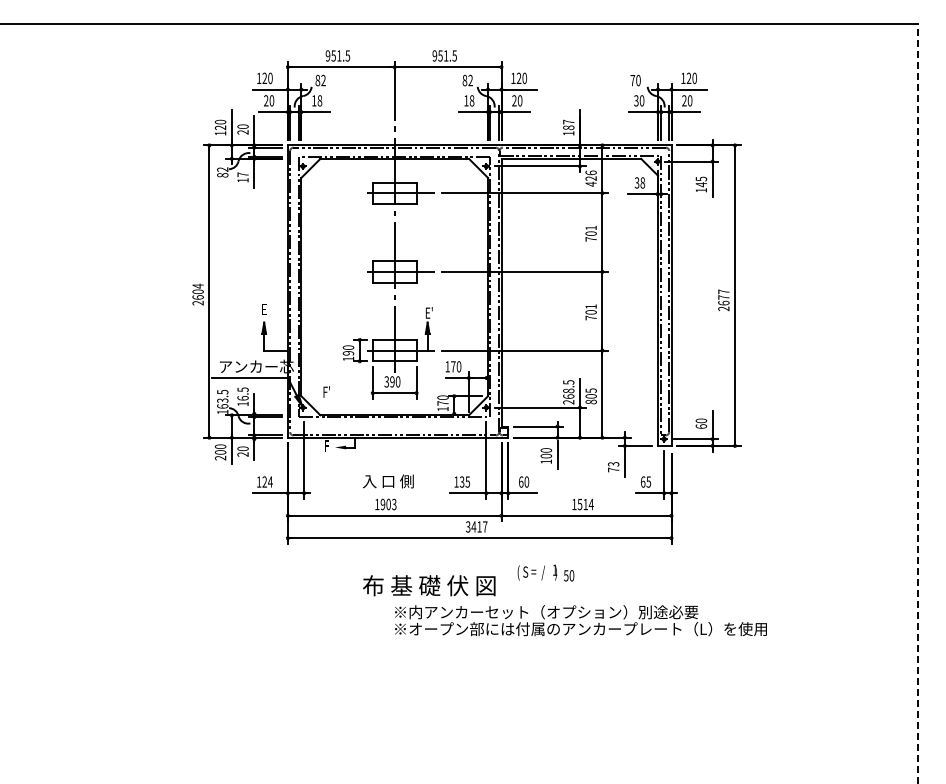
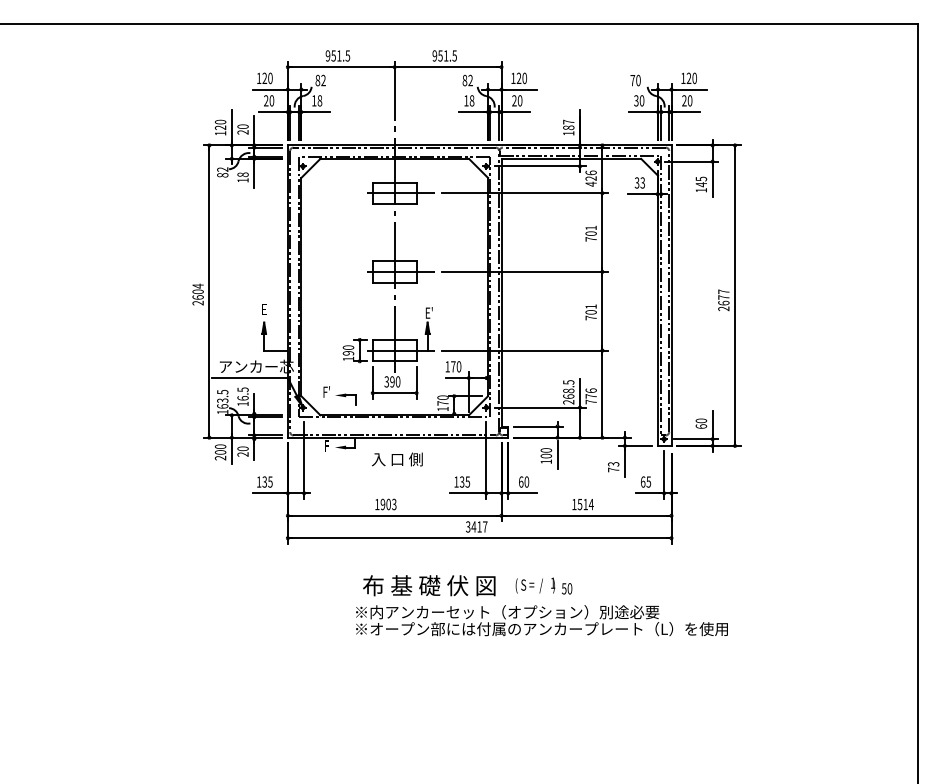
text: 17 -> 18 (242, 174)
text: 38 -> 33 (642, 182)
text: 805 -> 776 (590, 396)
part: none -> present (345, 399)
line: dashed -> solid (917, 403)
text: 124 -> 135 (267, 481)
text position: (388, 481) -> (397, 459) (397, 459)
text position: (545, 572) -> (543, 585) (543, 585)
text position: (580, 620) -> (541, 620) (541, 620)
